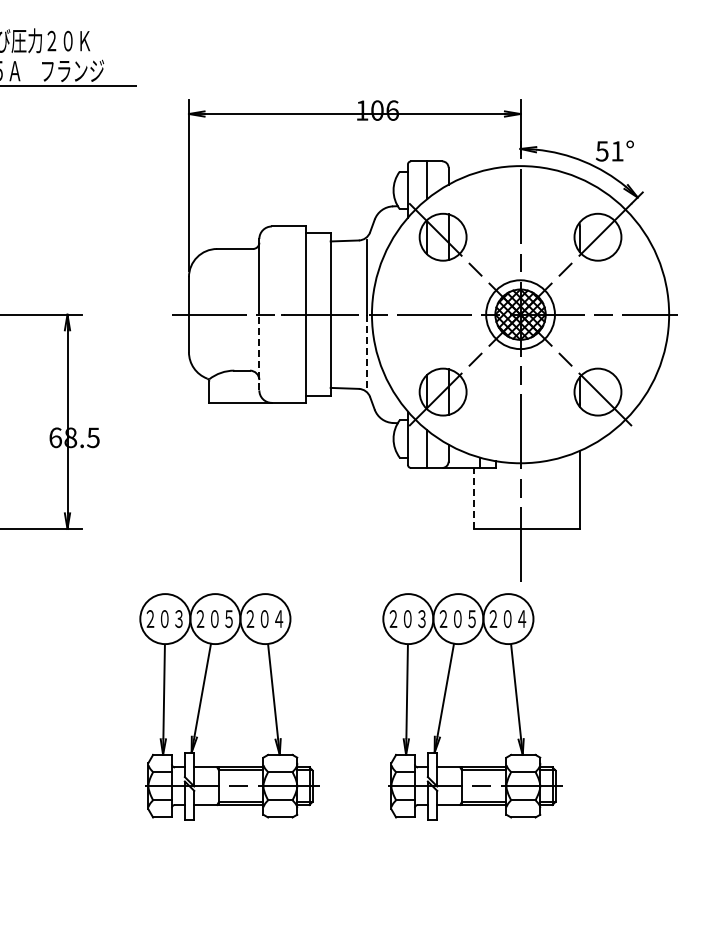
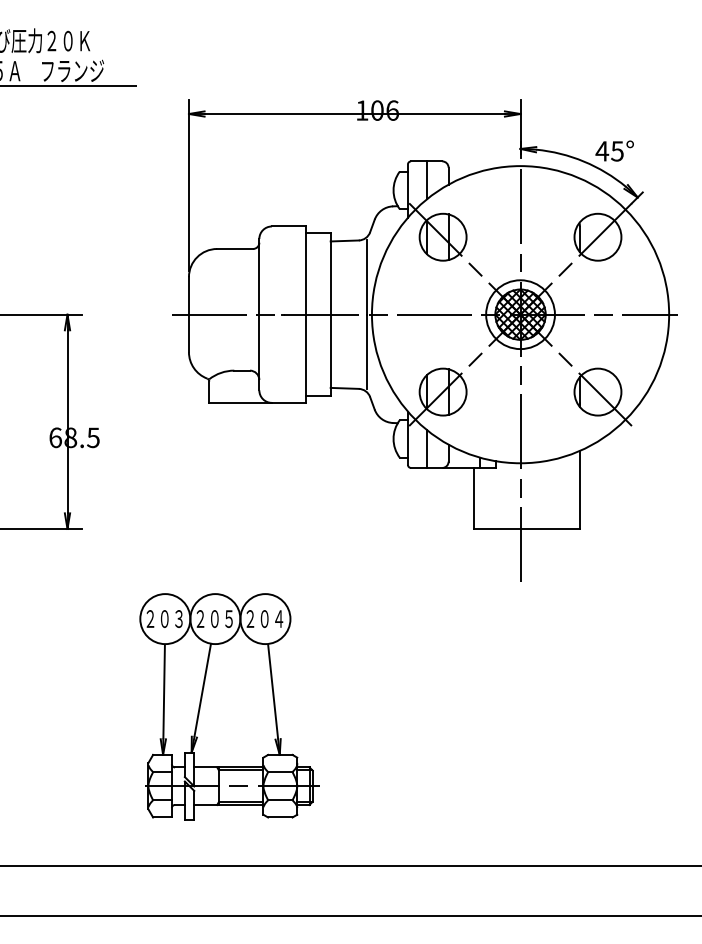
text: 51° -> 45° (609, 151)
line: dashed -> solid (259, 352)
line: dashed -> solid (367, 352)
line: dashed -> solid (473, 497)
part: present -> none (472, 706)
line: none -> present (350, 865)
line: none -> present (350, 915)
